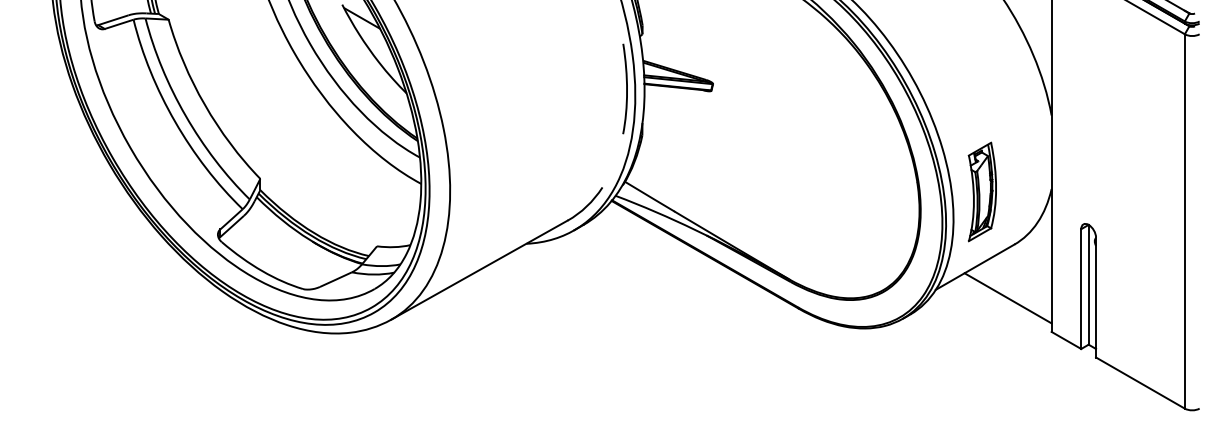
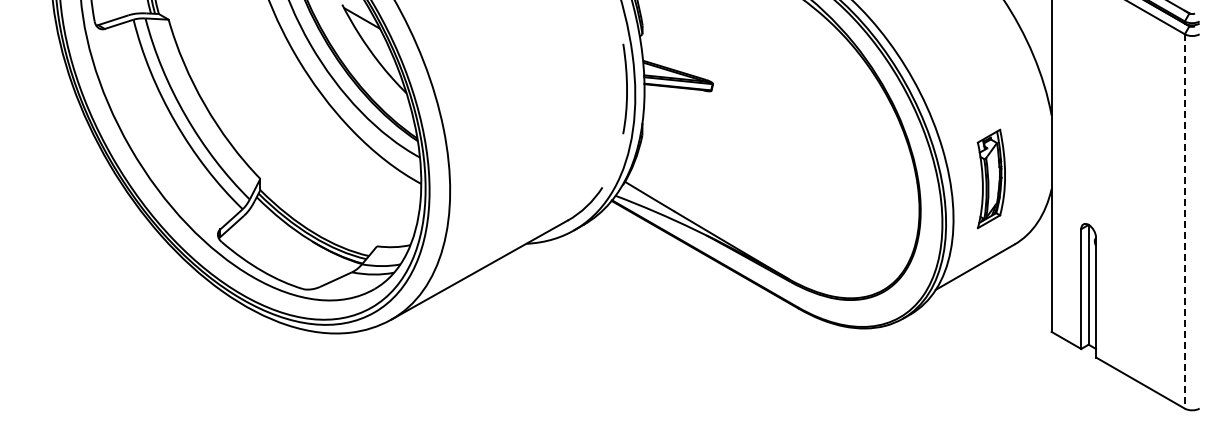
part position: (981, 191) -> (990, 178) (990, 178)
line: solid -> dashed (1184, 221)
line: present -> none (1007, 298)
